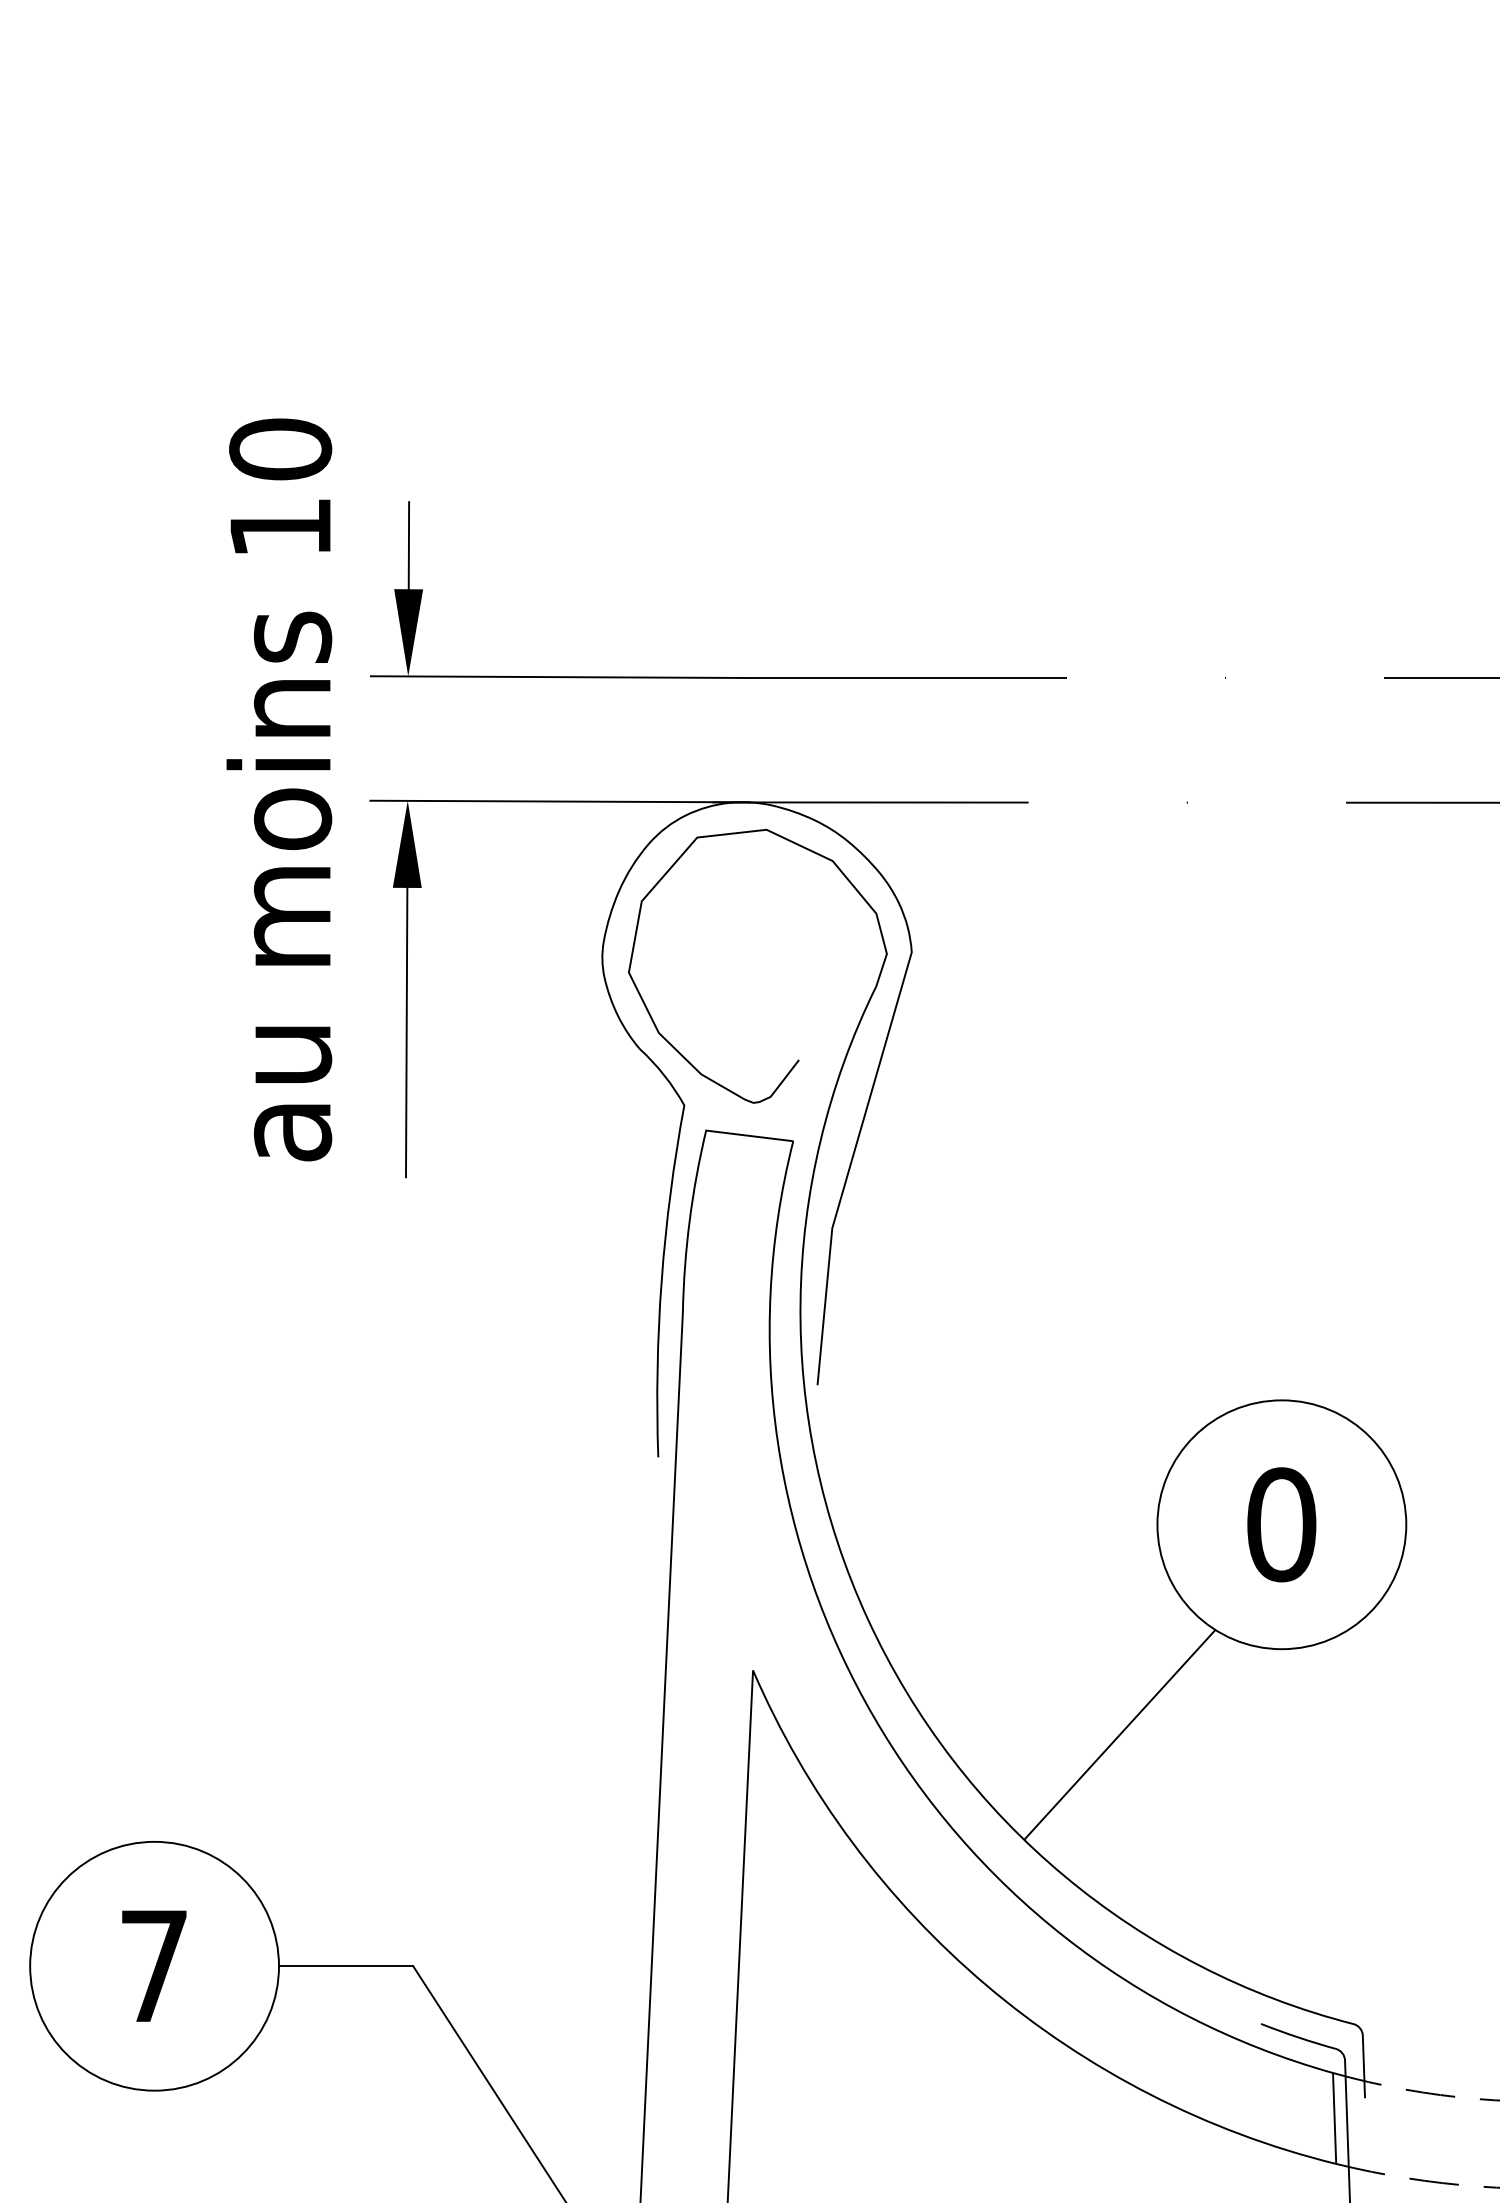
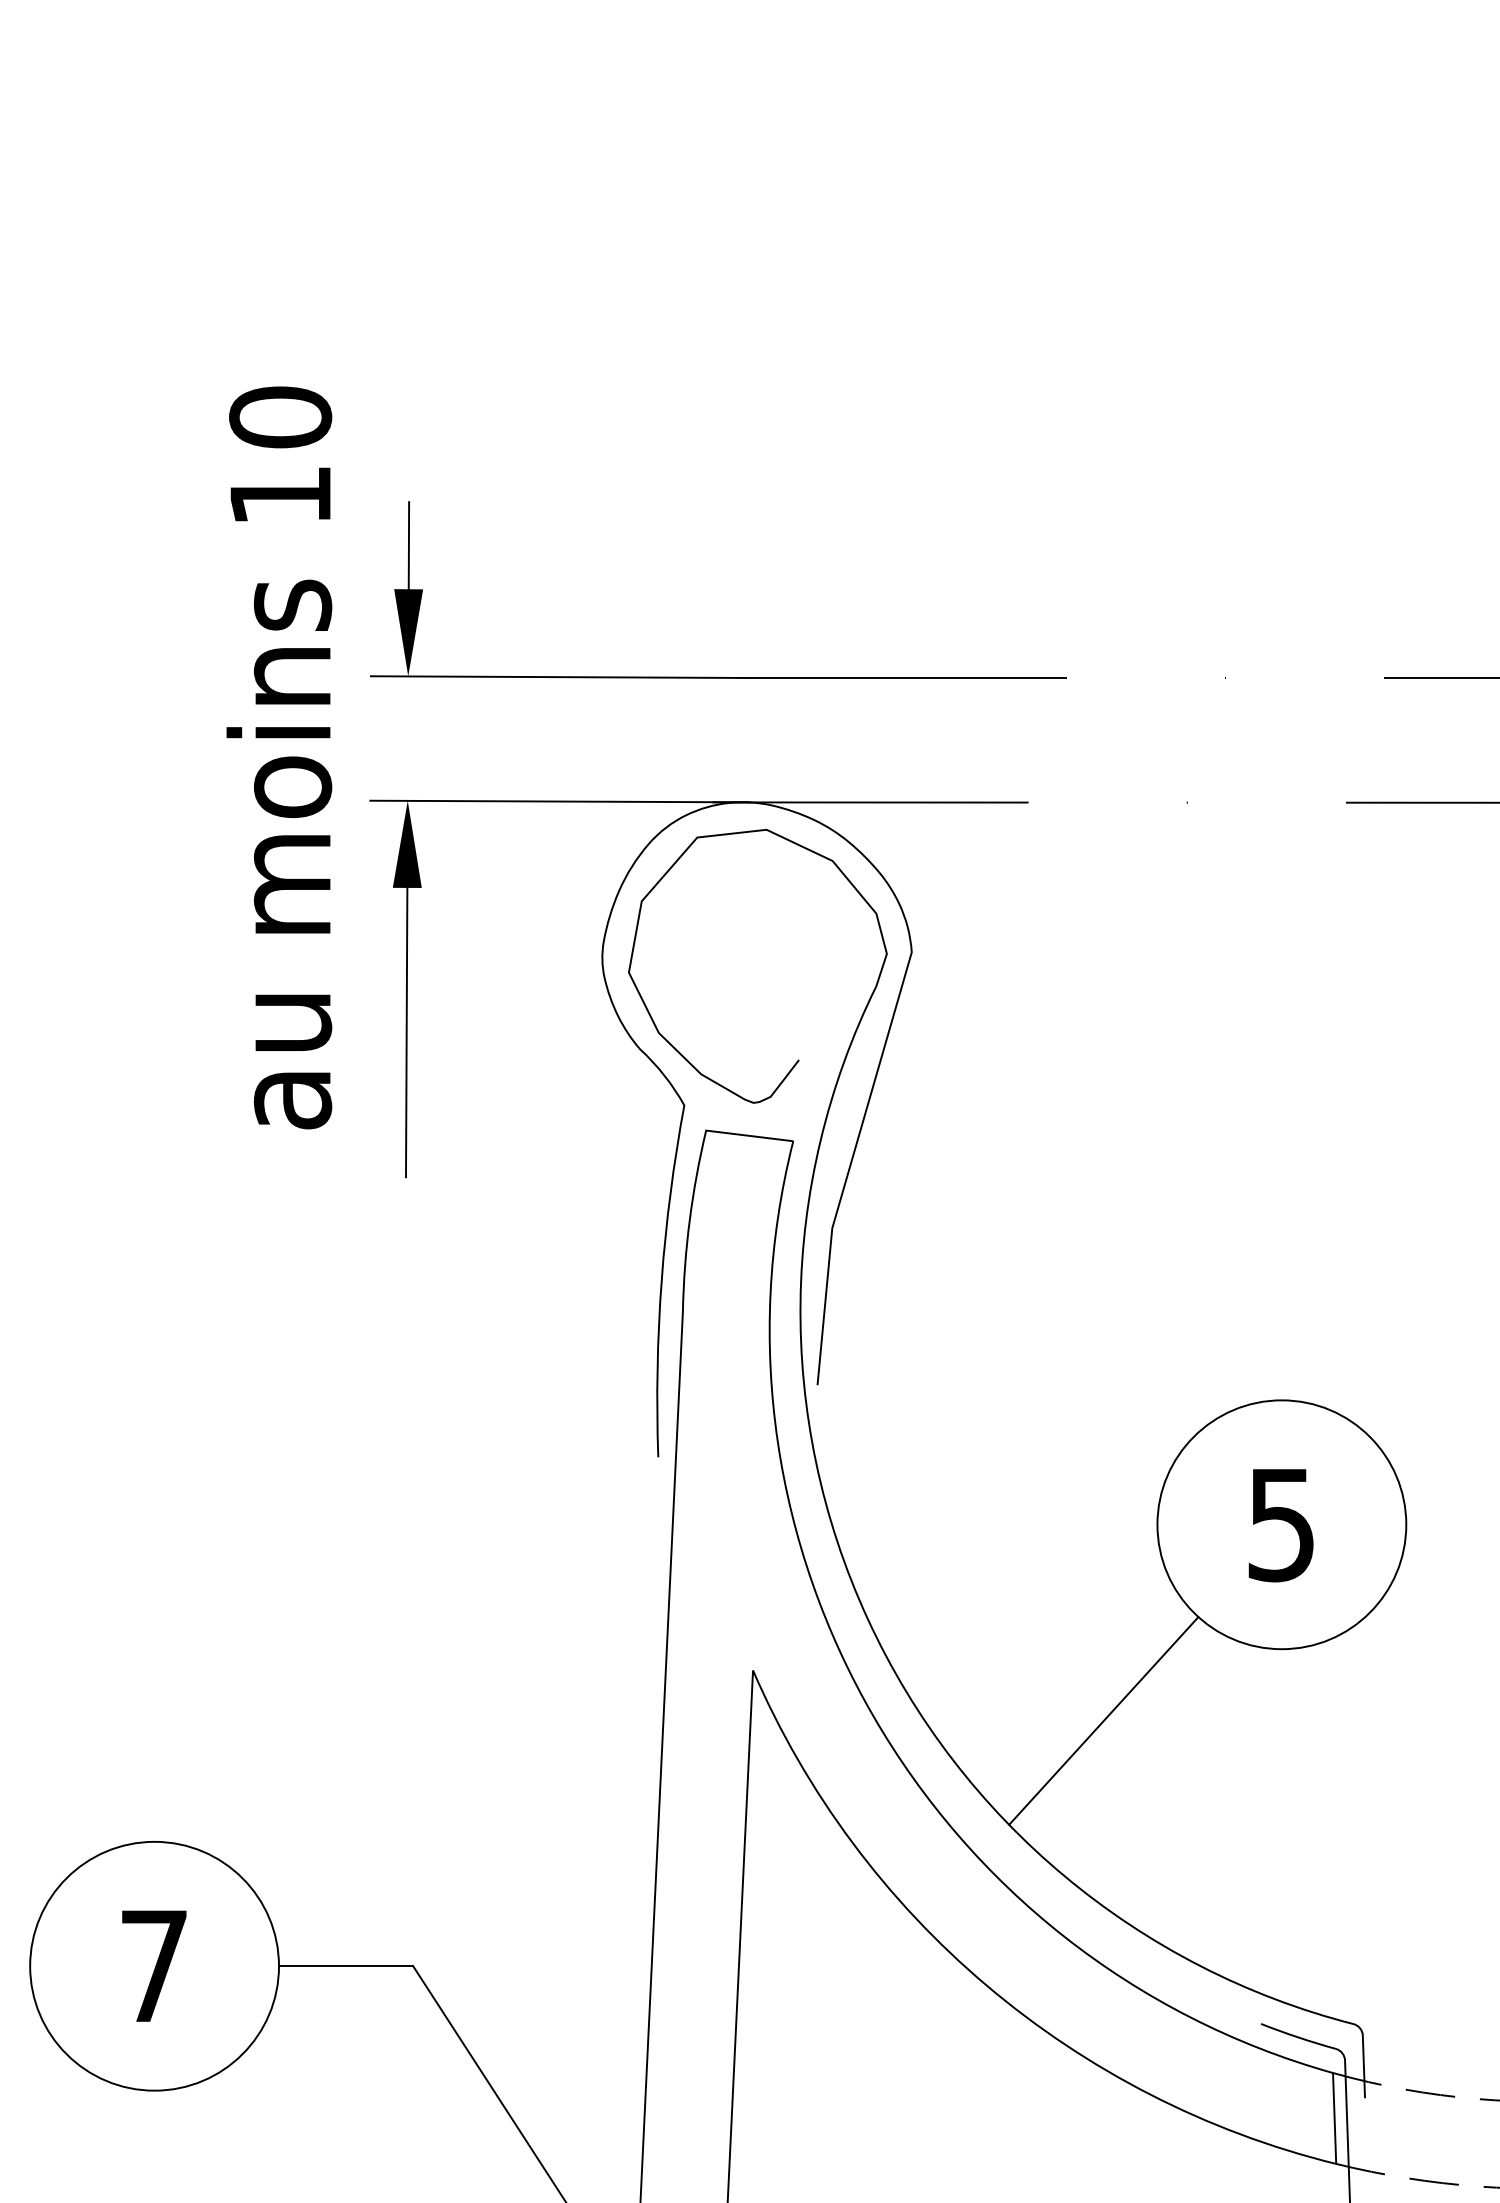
text position: (279, 789) -> (279, 757) (279, 757)
text: 0 -> 5 (1281, 1524)
line position: (1119, 1734) -> (1103, 1720) (1103, 1720)
